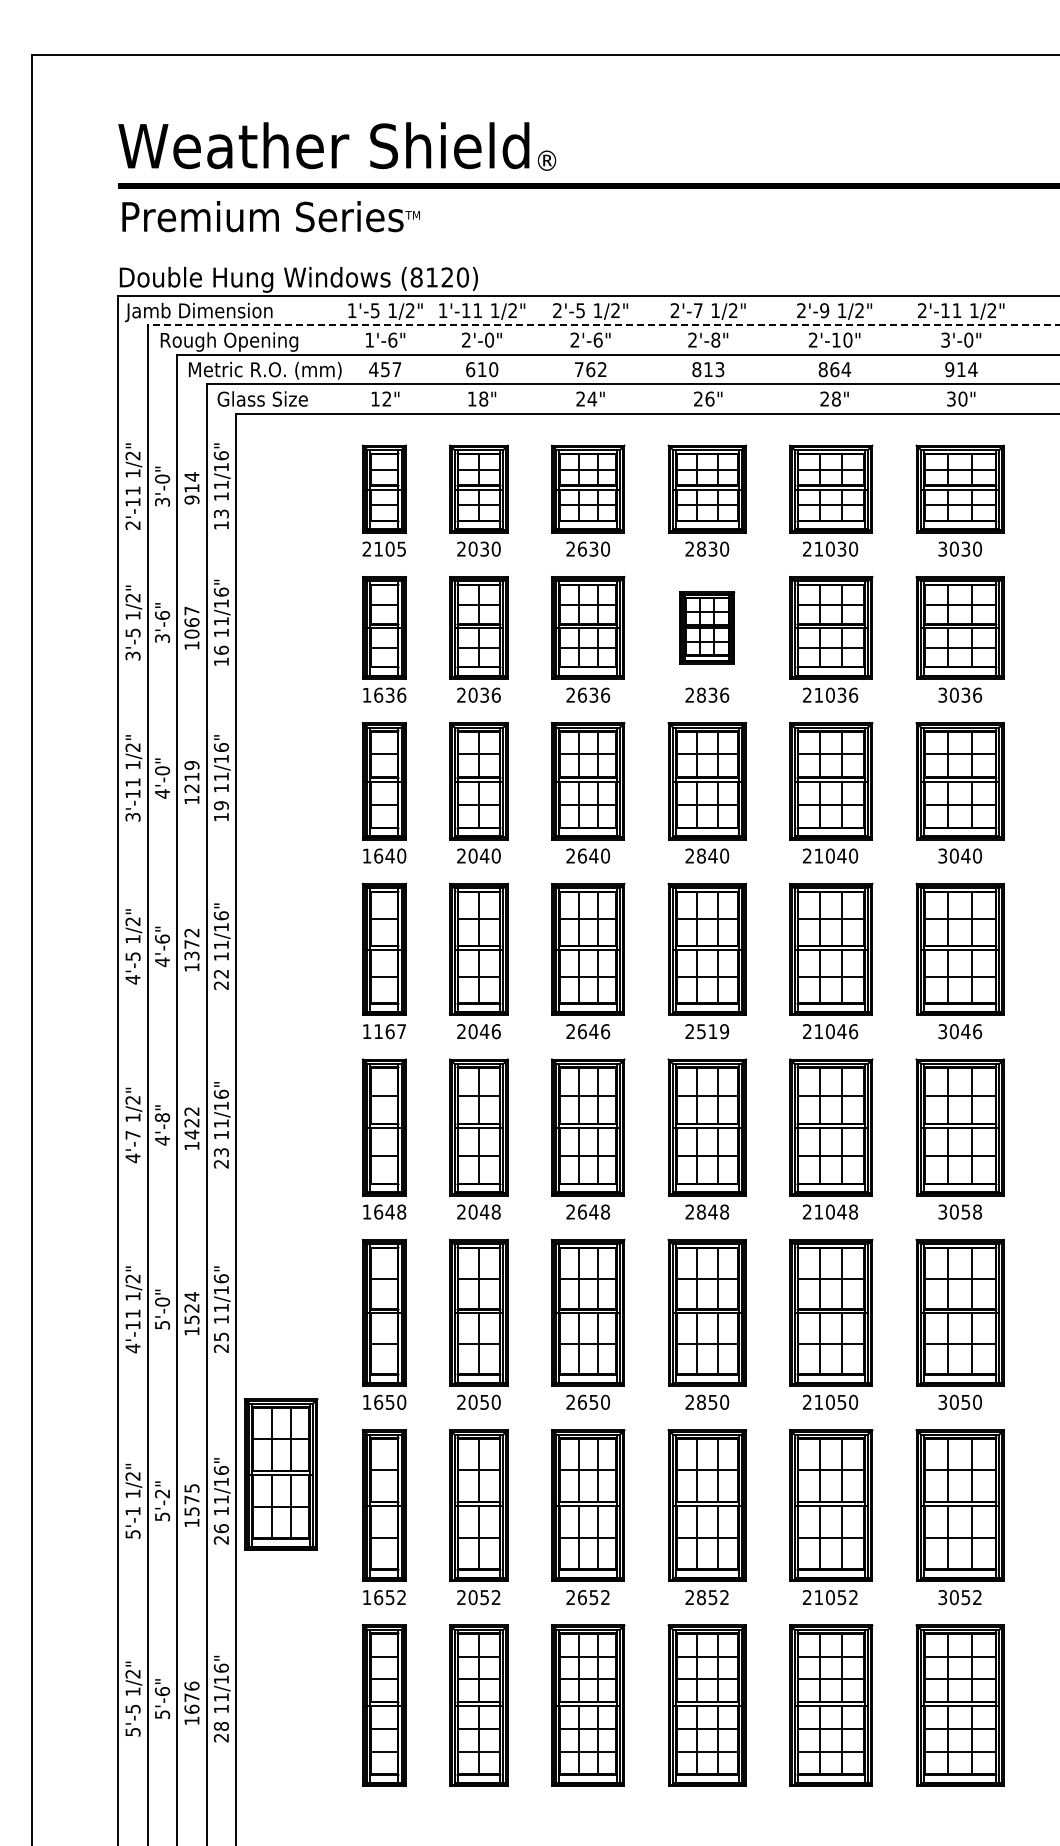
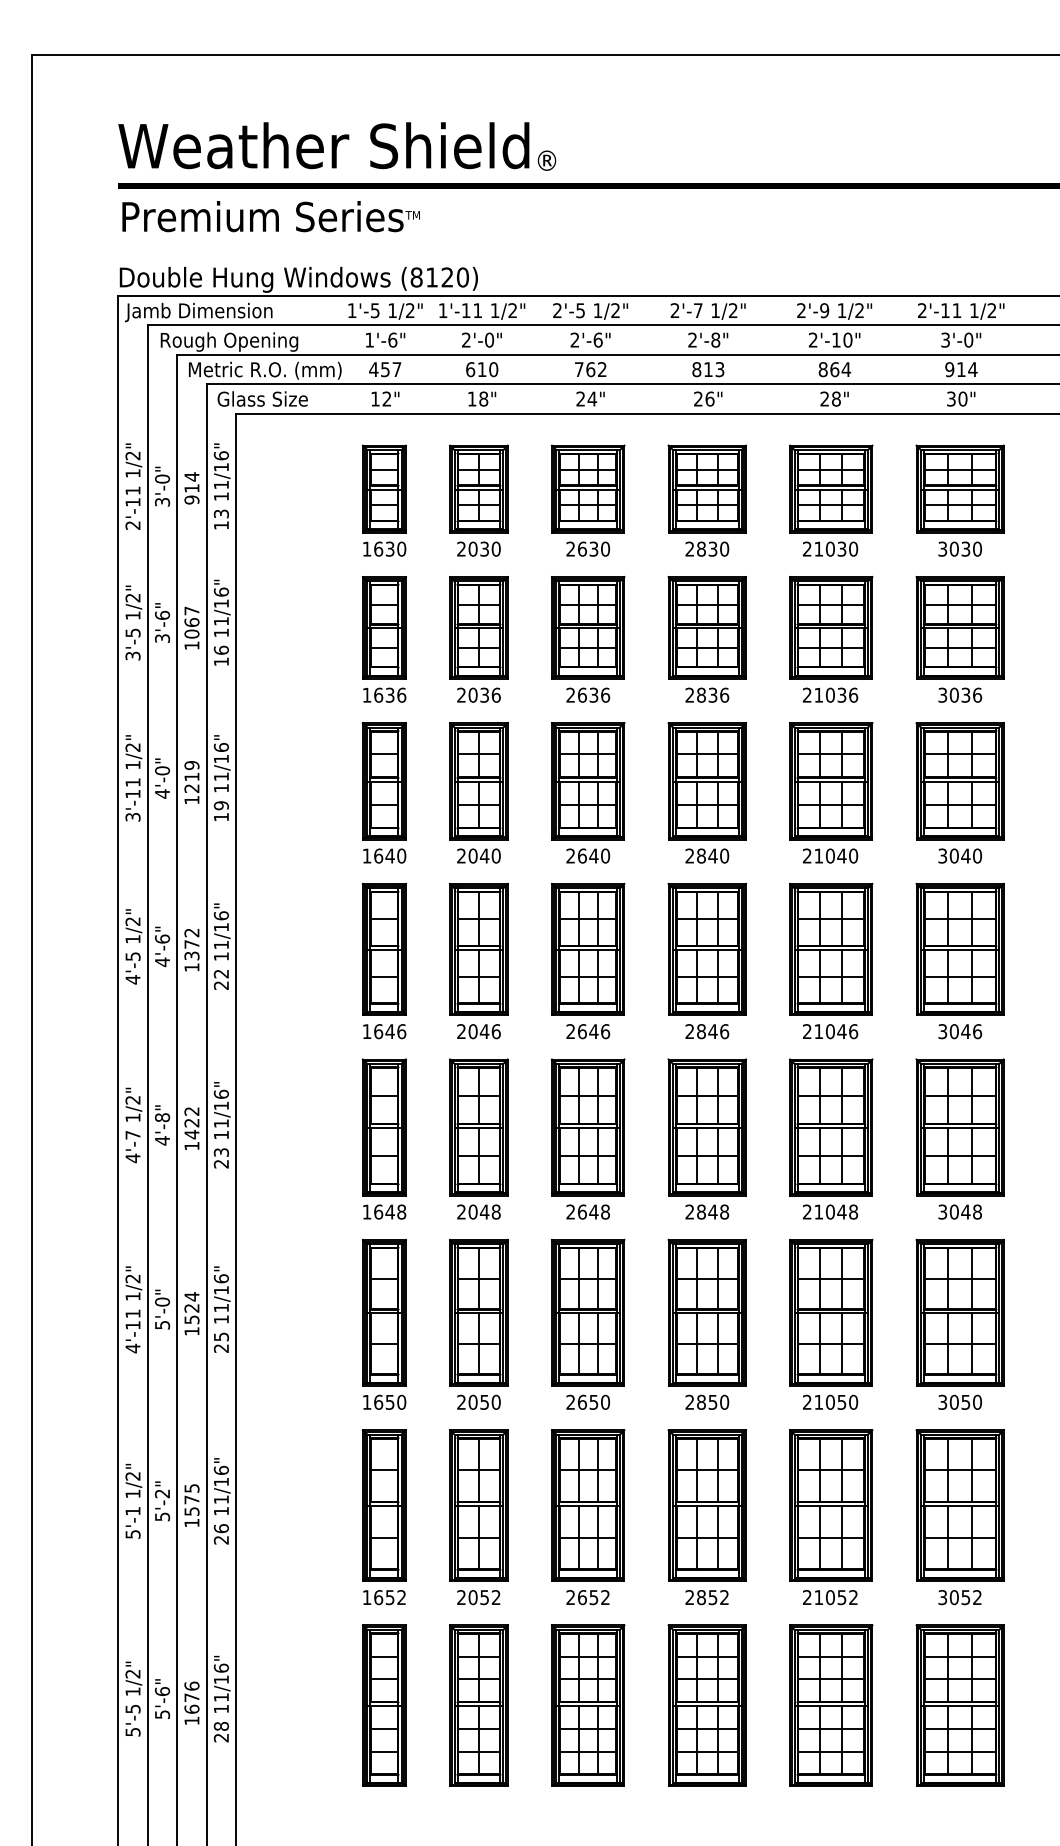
line: dashed -> solid (603, 325)
text: 2105 -> 1630 (384, 548)
part size: 57x74 px -> 80x104 px (706, 627)
text: 1167 -> 1646 (390, 1031)
text: 2519 -> 2846 (713, 1031)
text: 3058 -> 3048 (965, 1211)
part: present -> none (280, 1474)
